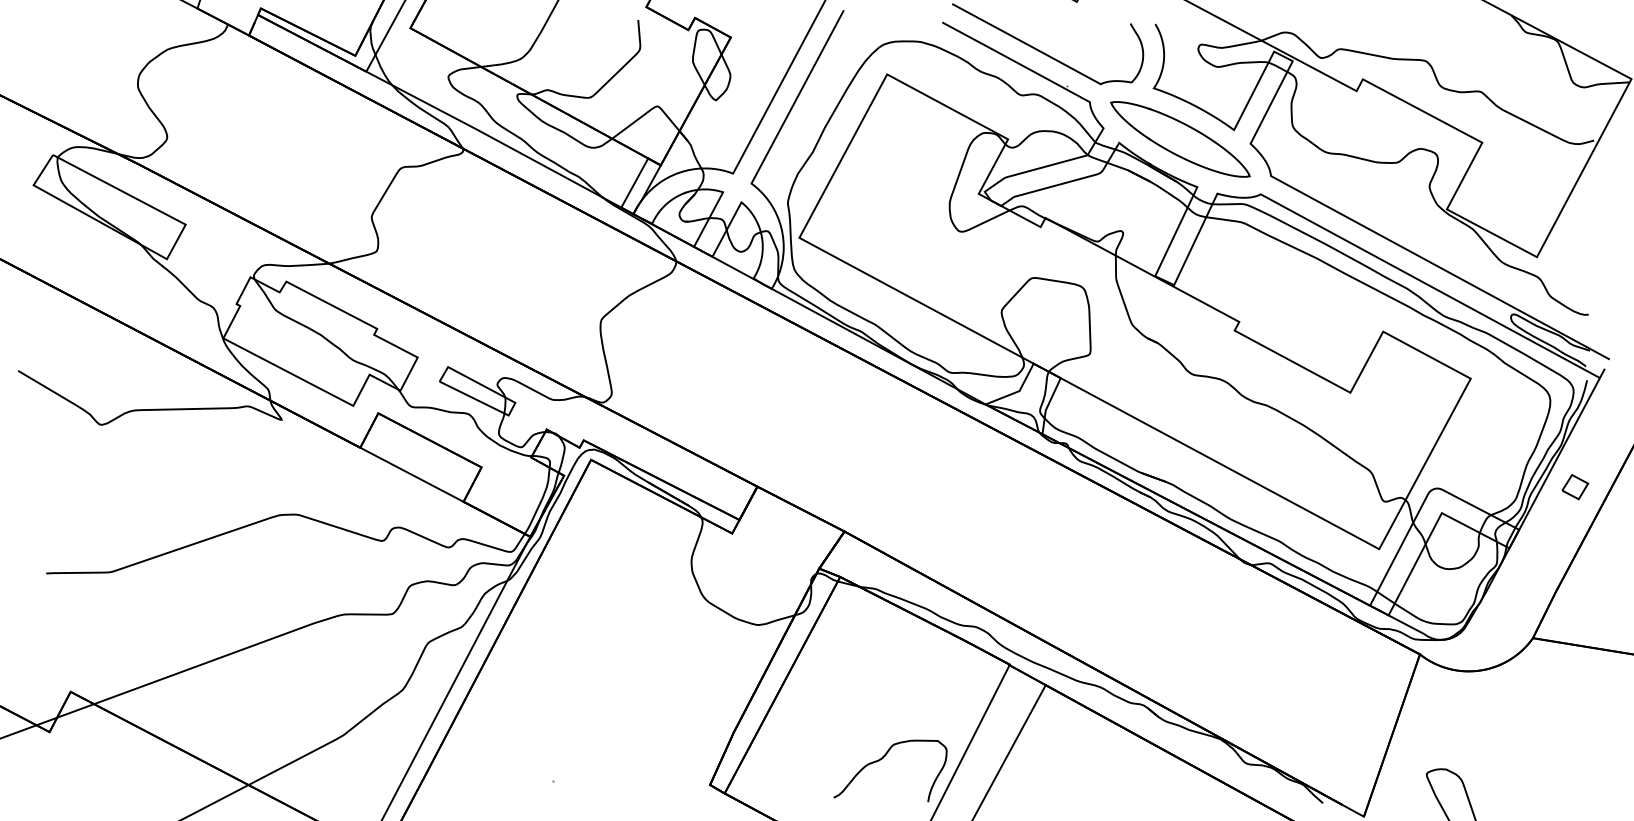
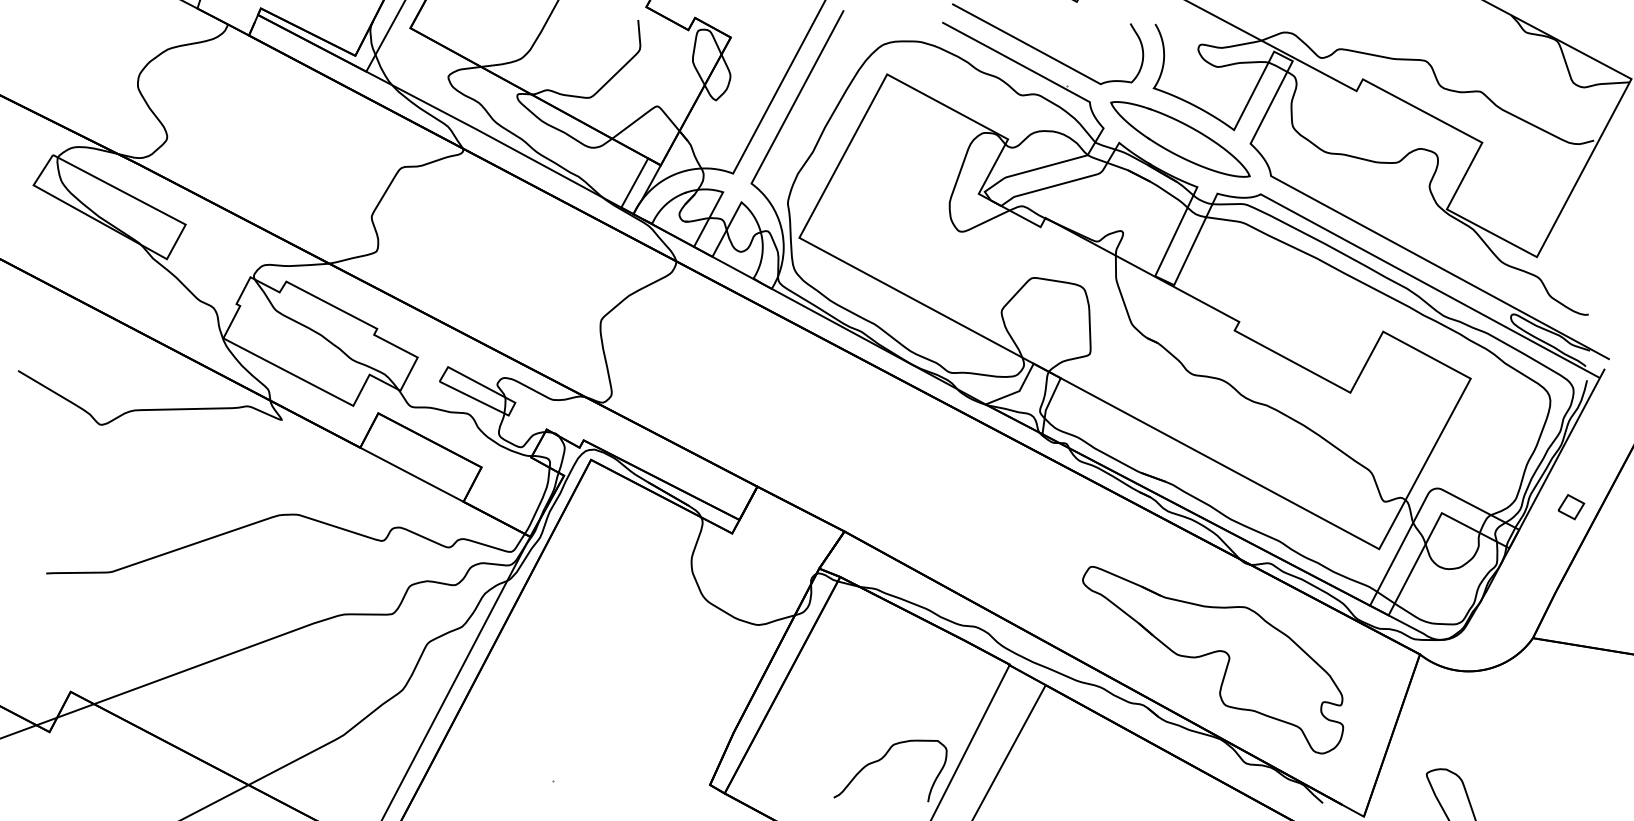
part position: (1575, 487) -> (1571, 507) (1571, 507)
part: none -> present (1210, 654)
